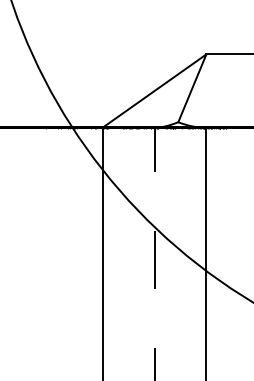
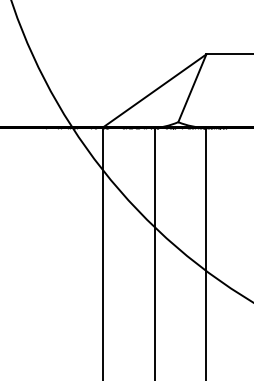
line: dashed -> solid (154, 253)
